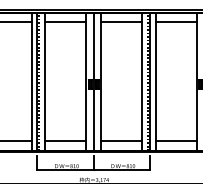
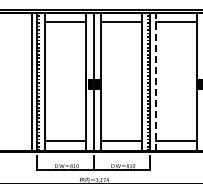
line: present -> none (16, 22)
line: solid -> dashed (155, 82)
line: present -> none (16, 140)
